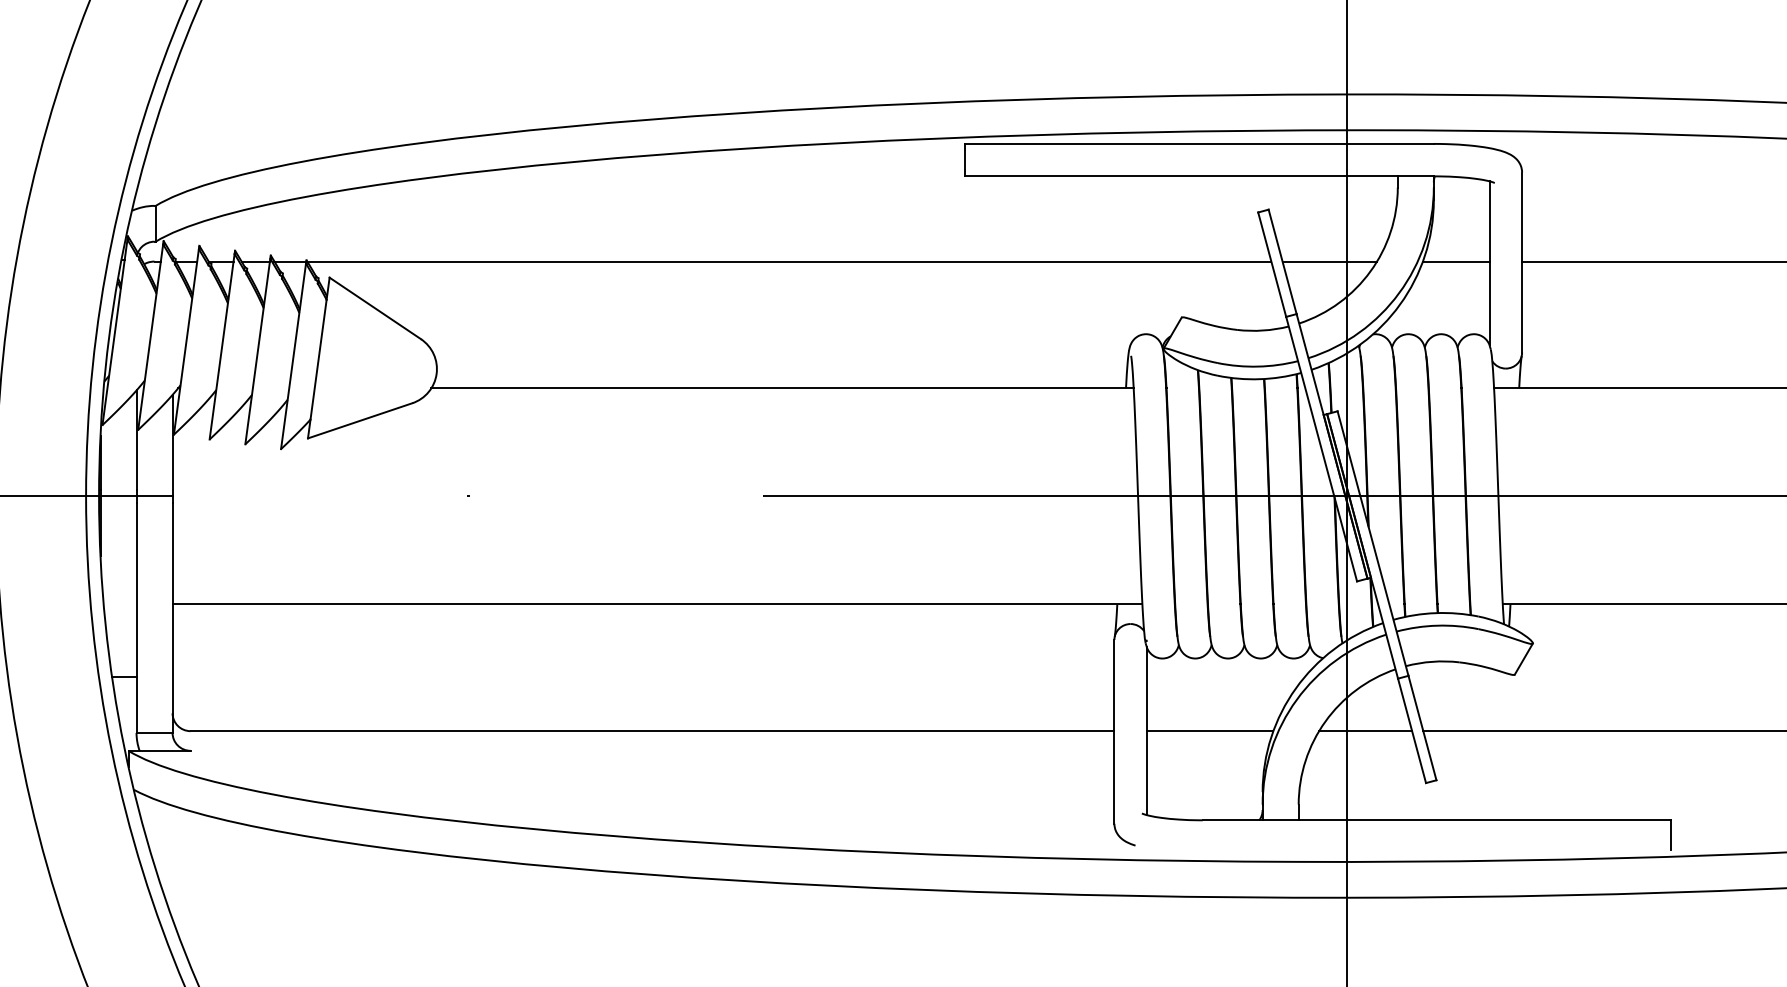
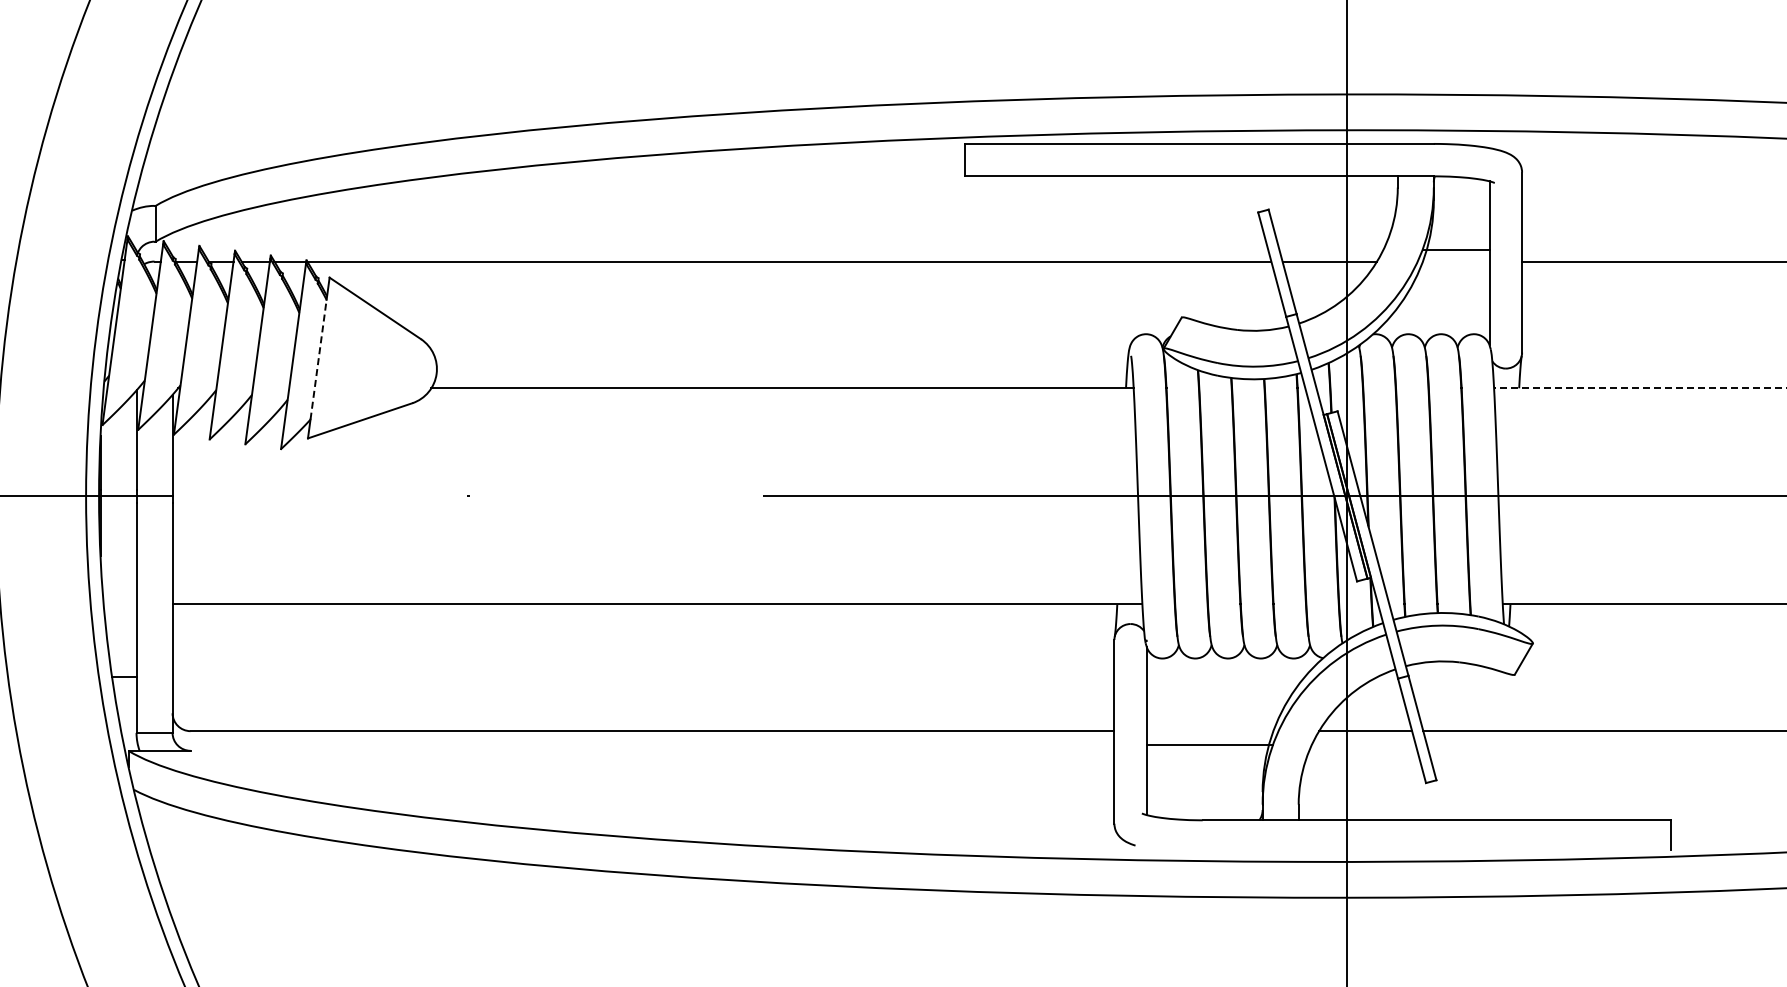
line position: (1455, 261) -> (1455, 249) (1455, 249)
line: solid -> dashed (318, 359)
line: solid -> dashed (1640, 388)
line position: (1209, 731) -> (1209, 745) (1209, 745)
